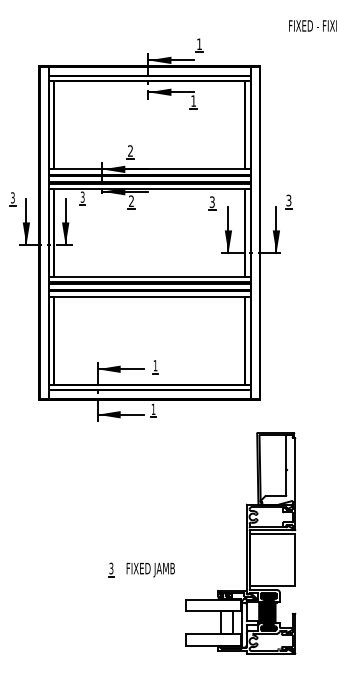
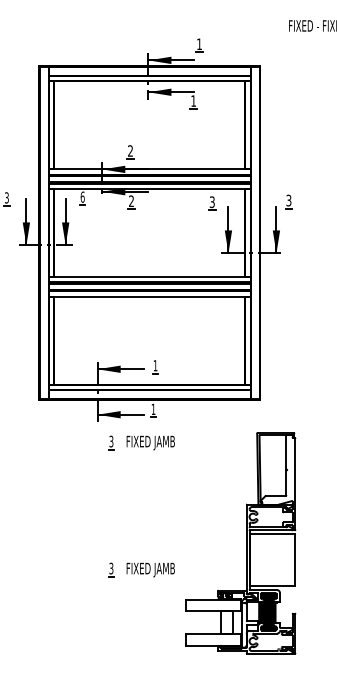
text: 3 -> 6 (82, 196)
part position: (12, 199) -> (6, 199) (6, 199)
part: none -> present (141, 442)
